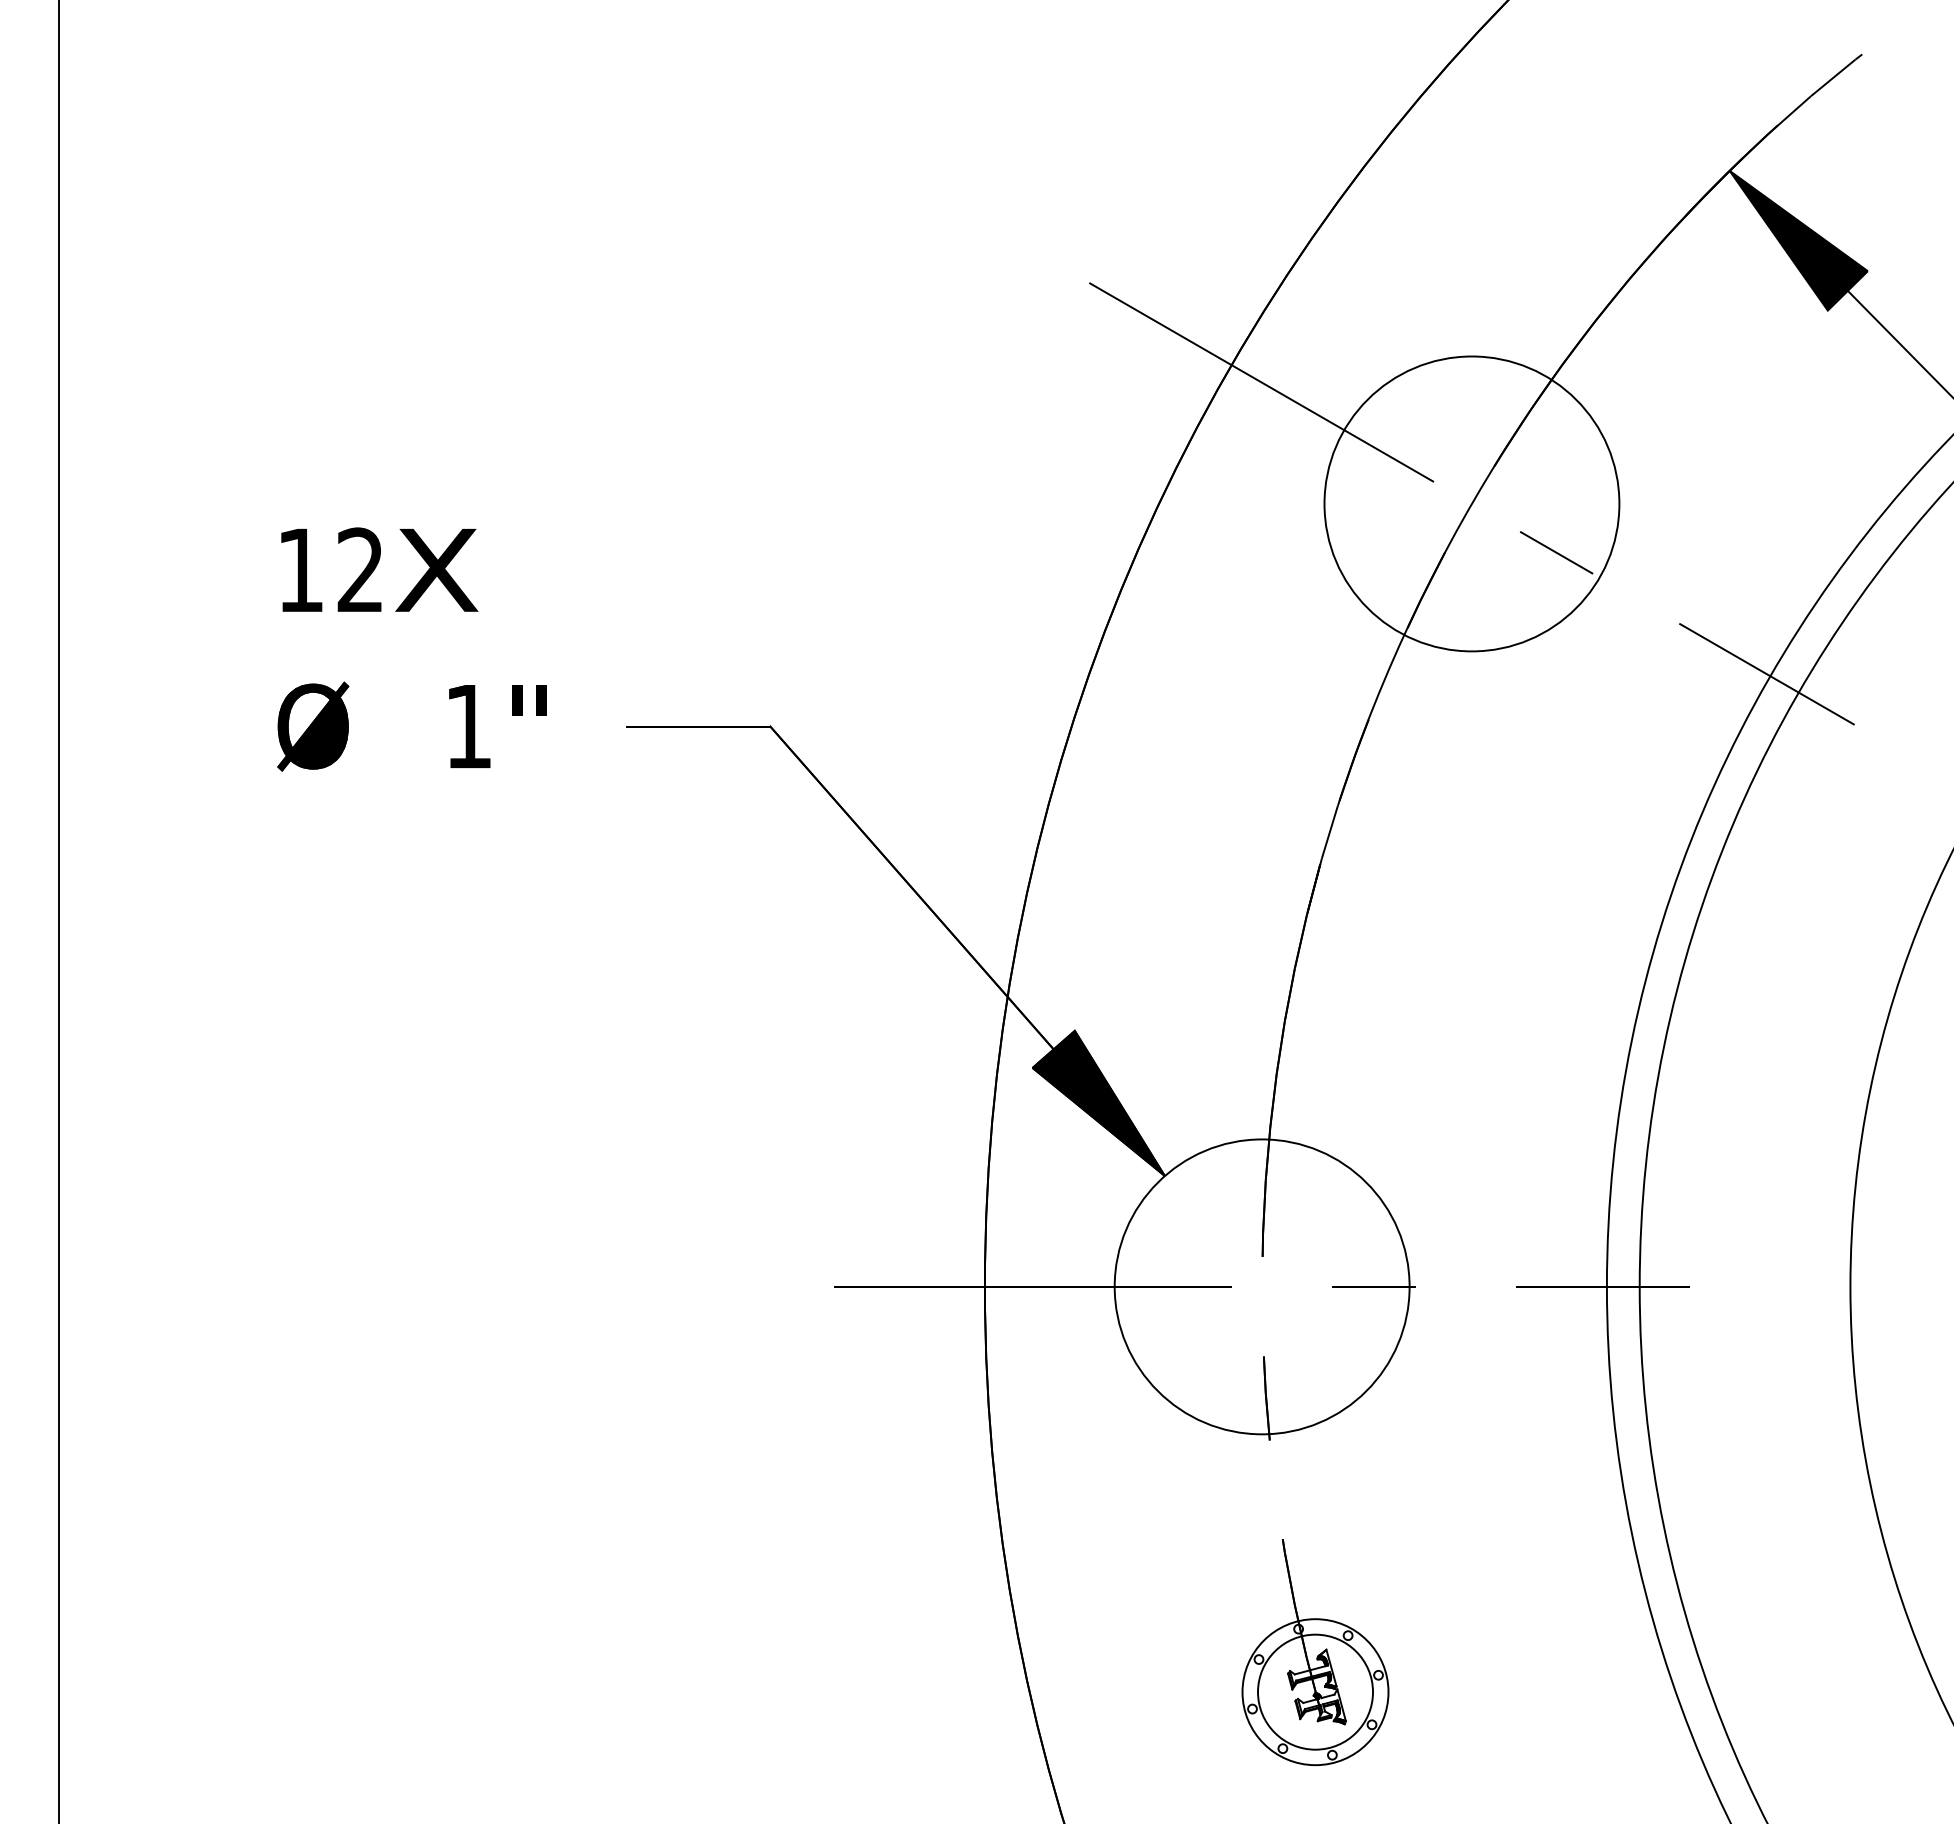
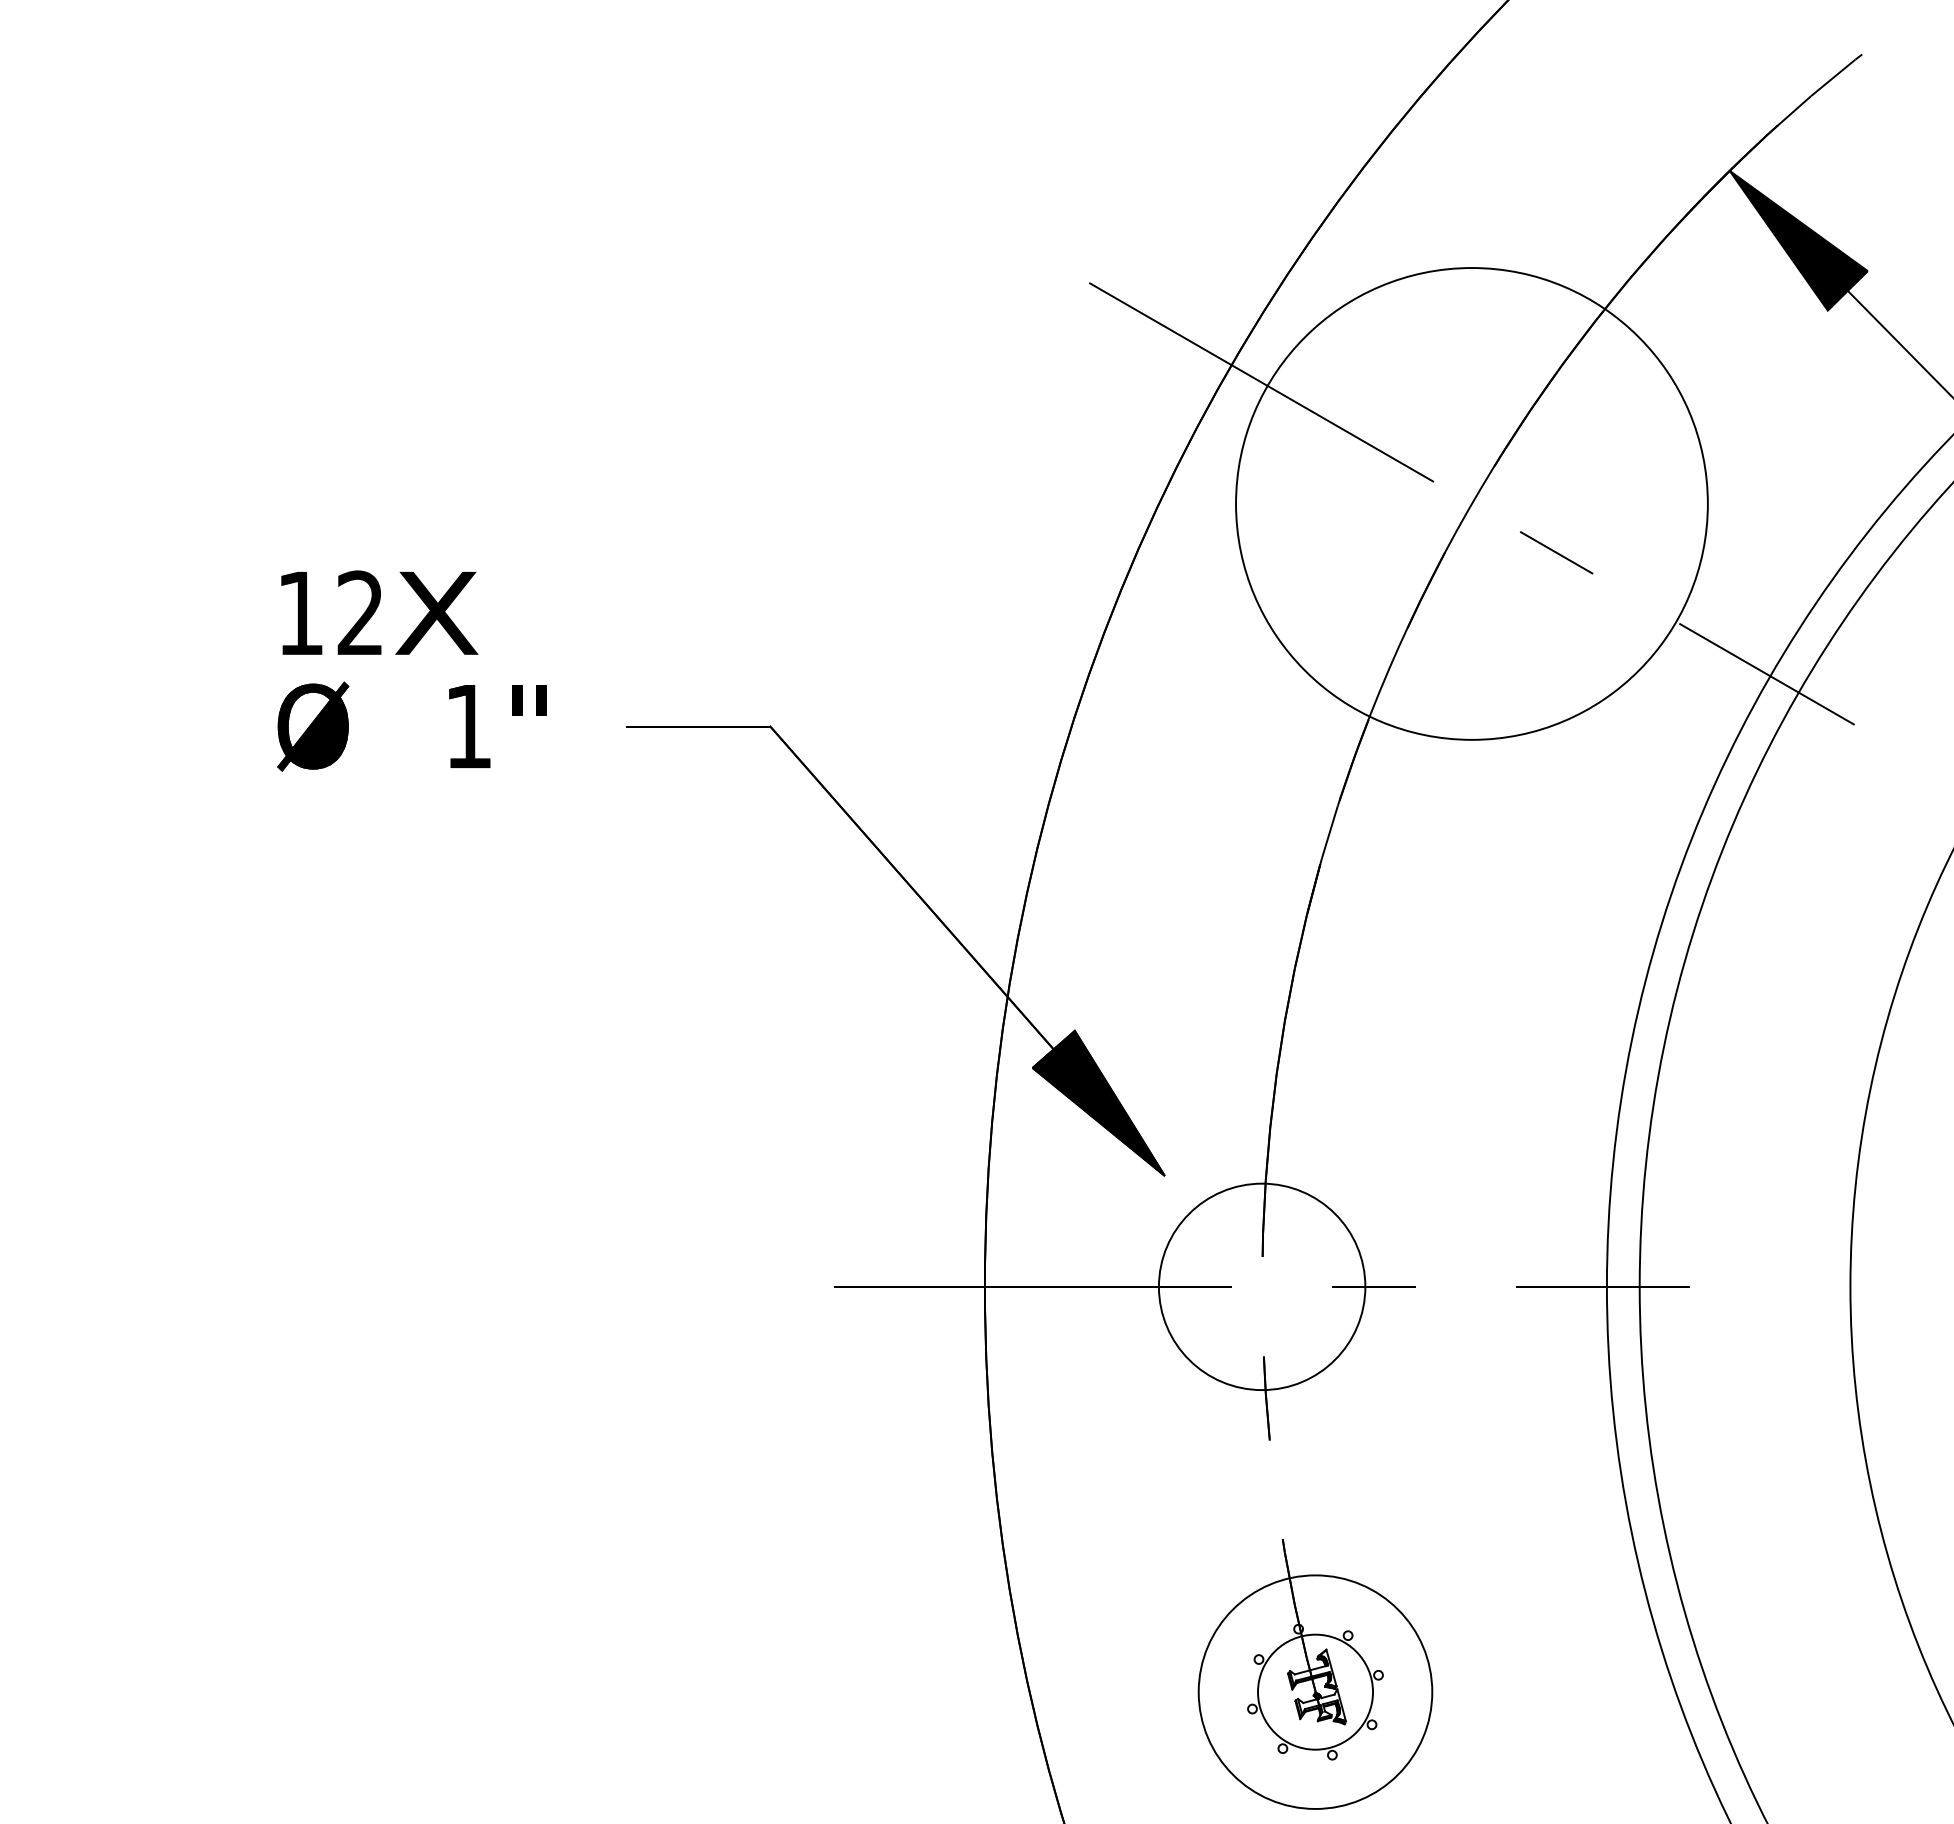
circle diameter: 295 px -> 472 px (1471, 503)
text position: (379, 569) -> (379, 612) (379, 612)
line: present -> none (58, 911)
circle diameter: 295 px -> 206 px (1261, 1286)
circle diameter: 146 px -> 234 px (1315, 1691)
